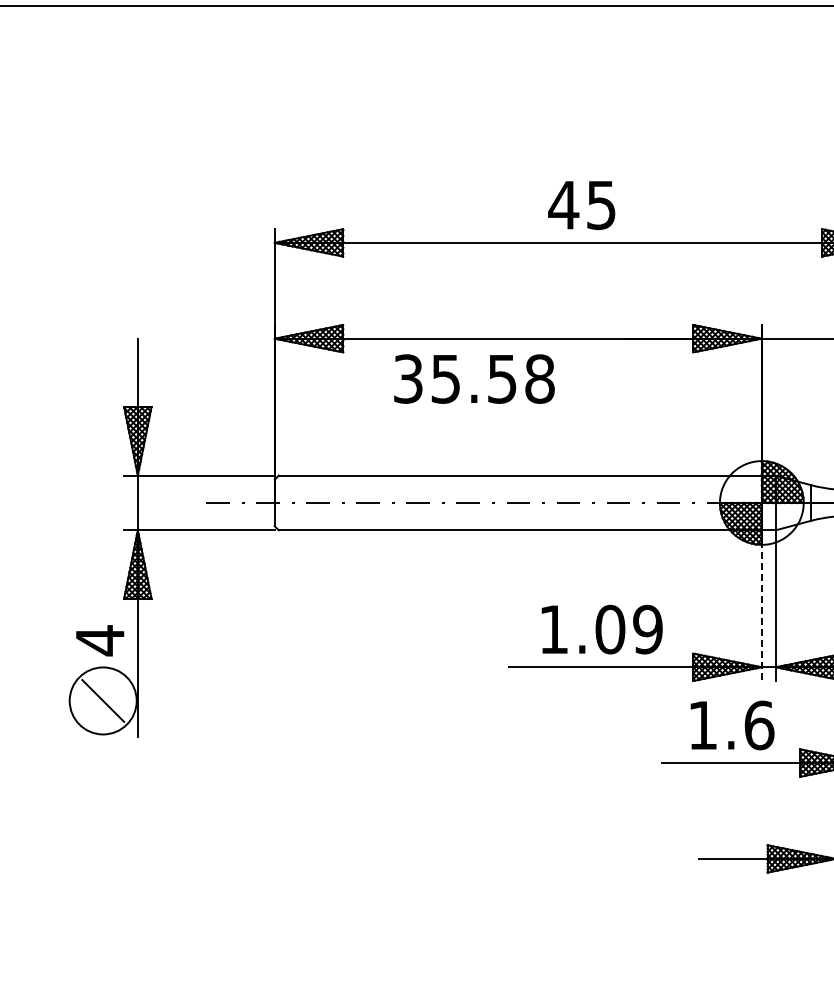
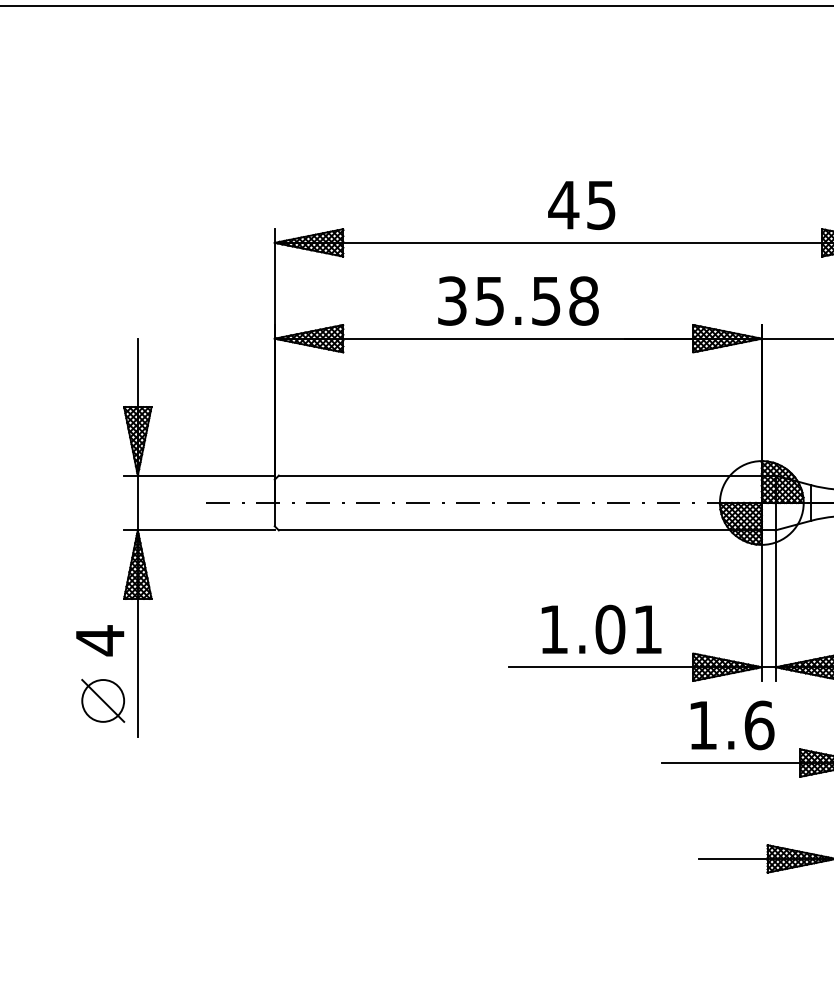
text position: (474, 378) -> (518, 300) (518, 300)
line: dashed -> solid (761, 606)
text: 1.09 -> 1.01 (647, 629)
circle diameter: 67 px -> 42 px (103, 700)
